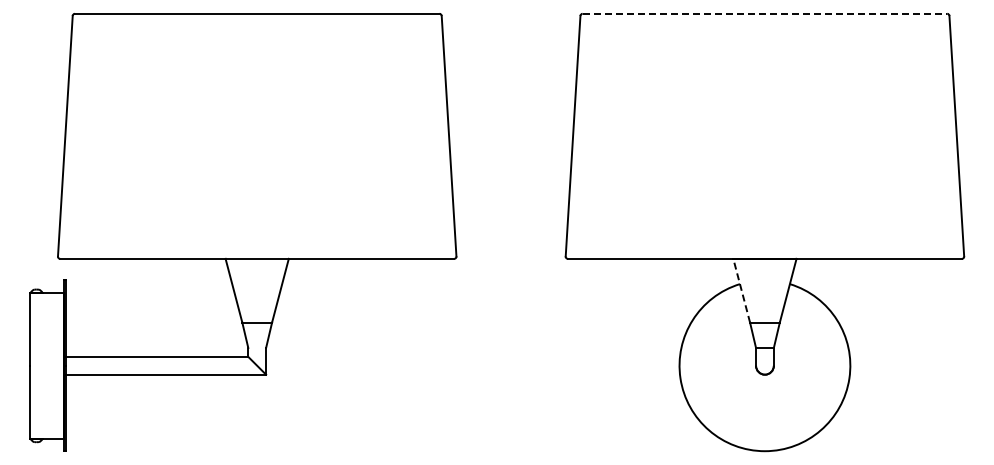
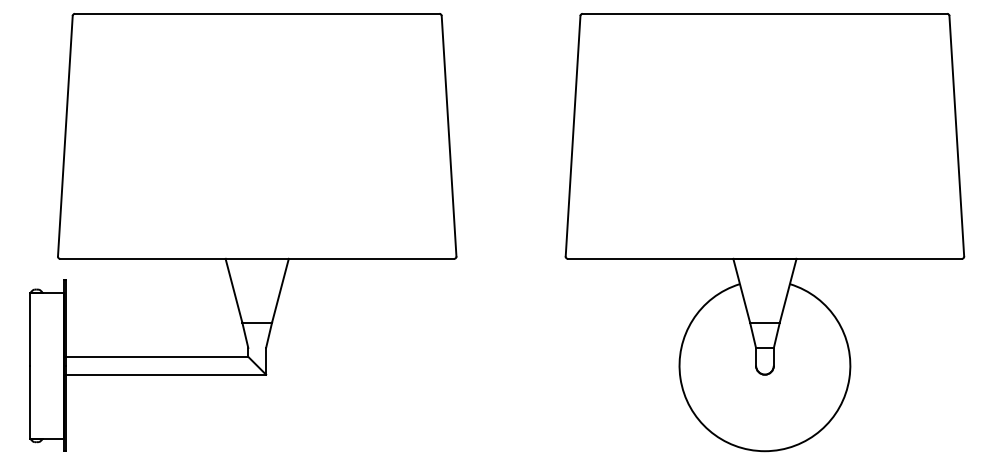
line: dashed -> solid (765, 13)
line: dashed -> solid (741, 290)
